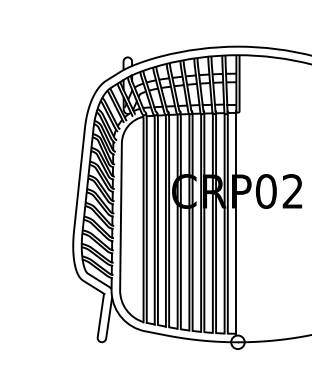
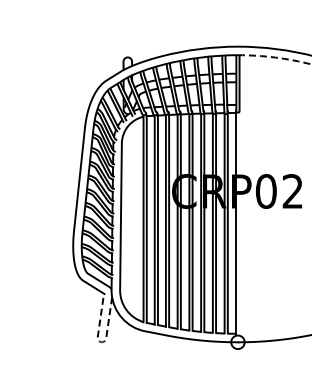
line: solid -> dashed (275, 57)
line: solid -> dashed (100, 341)
